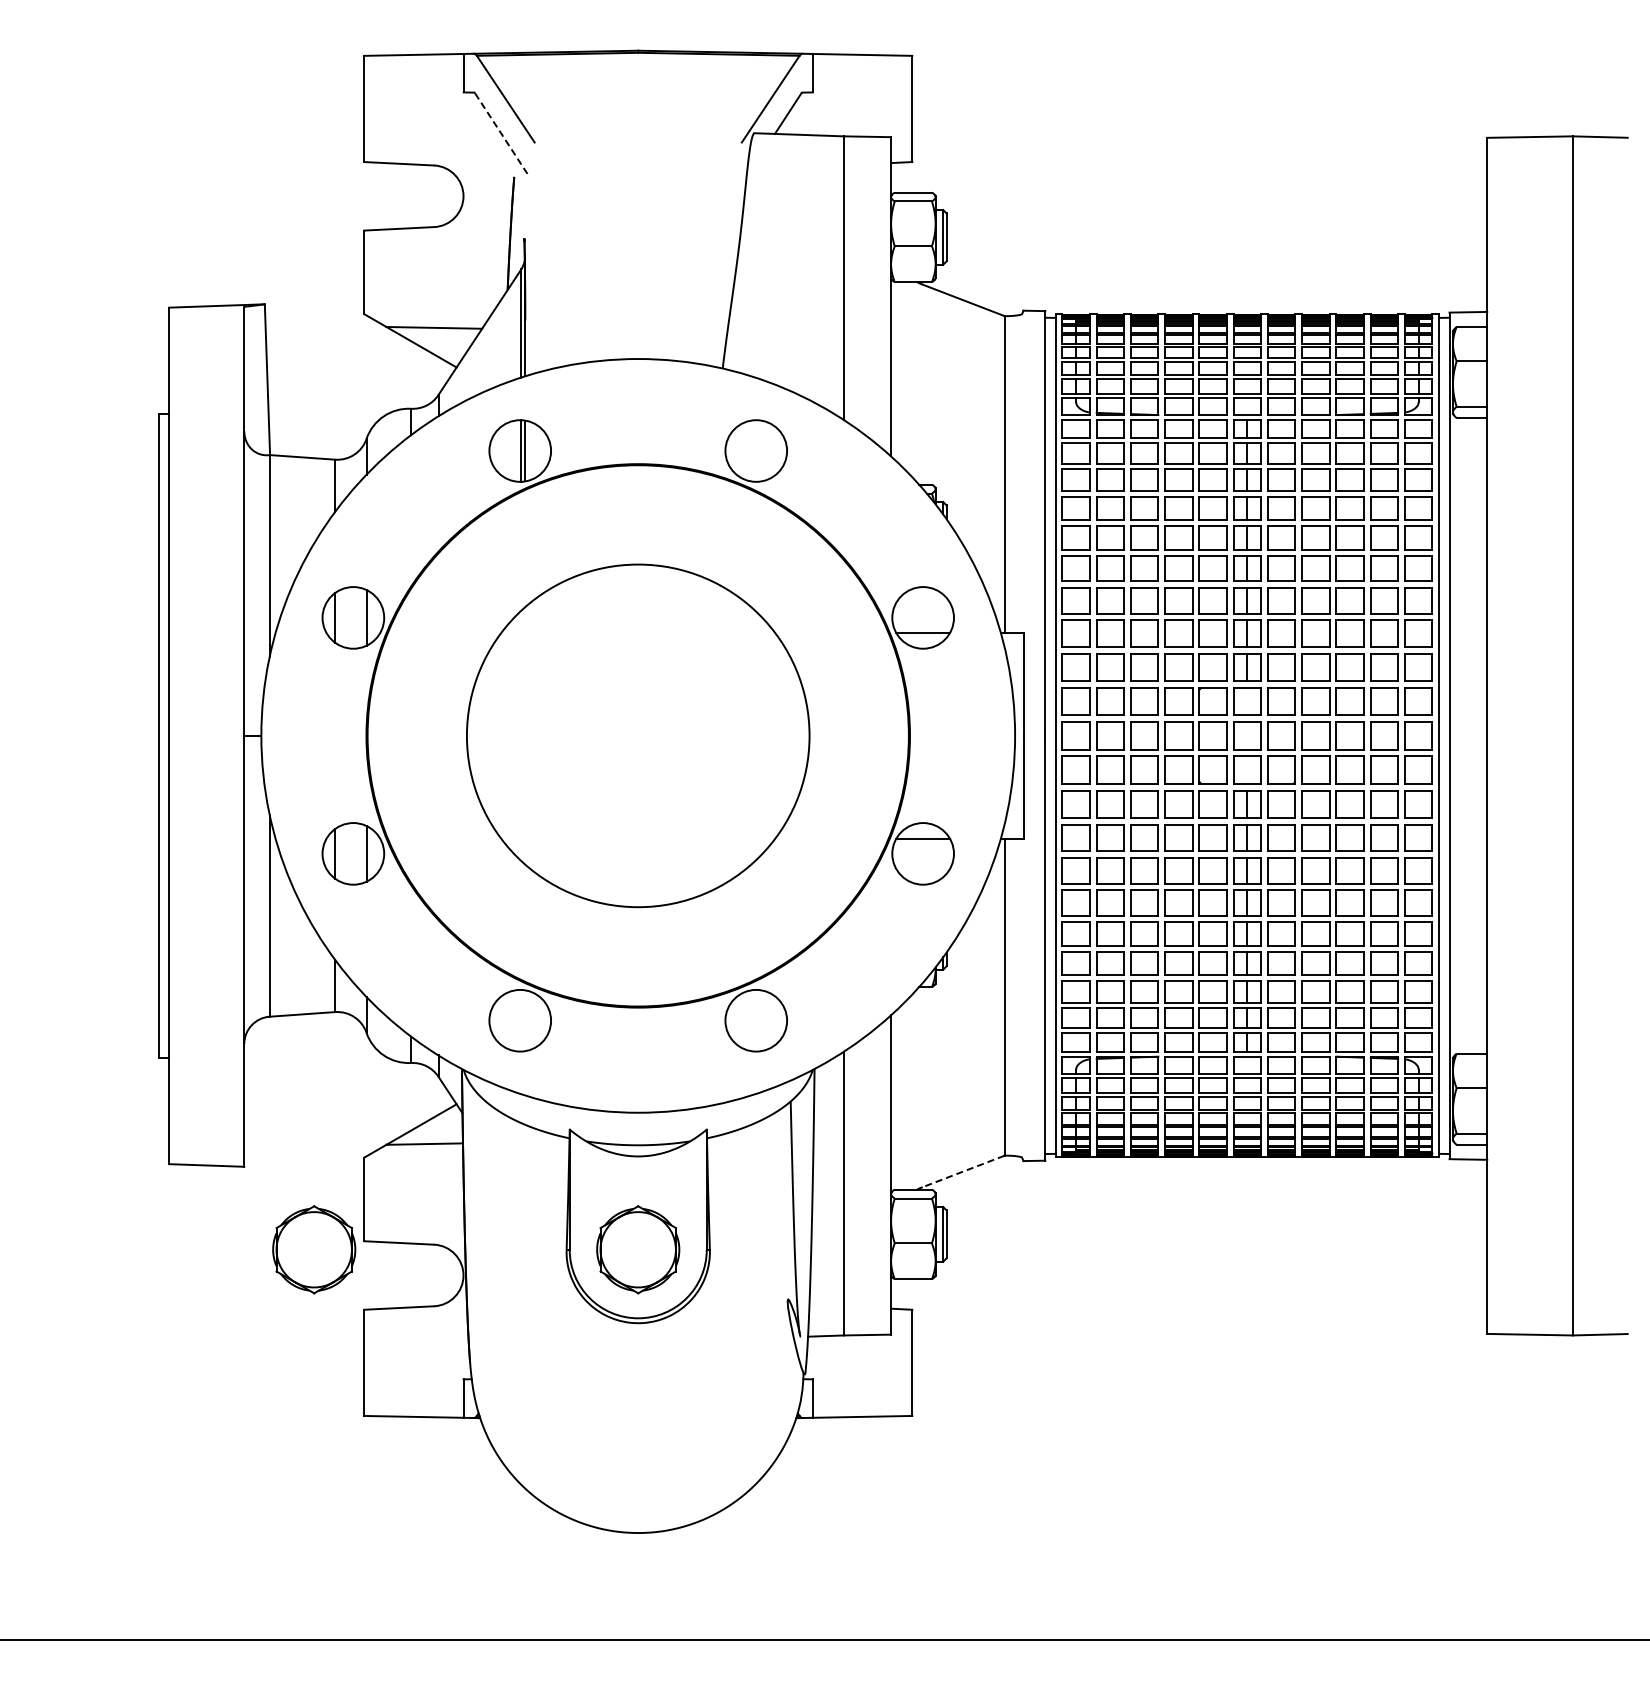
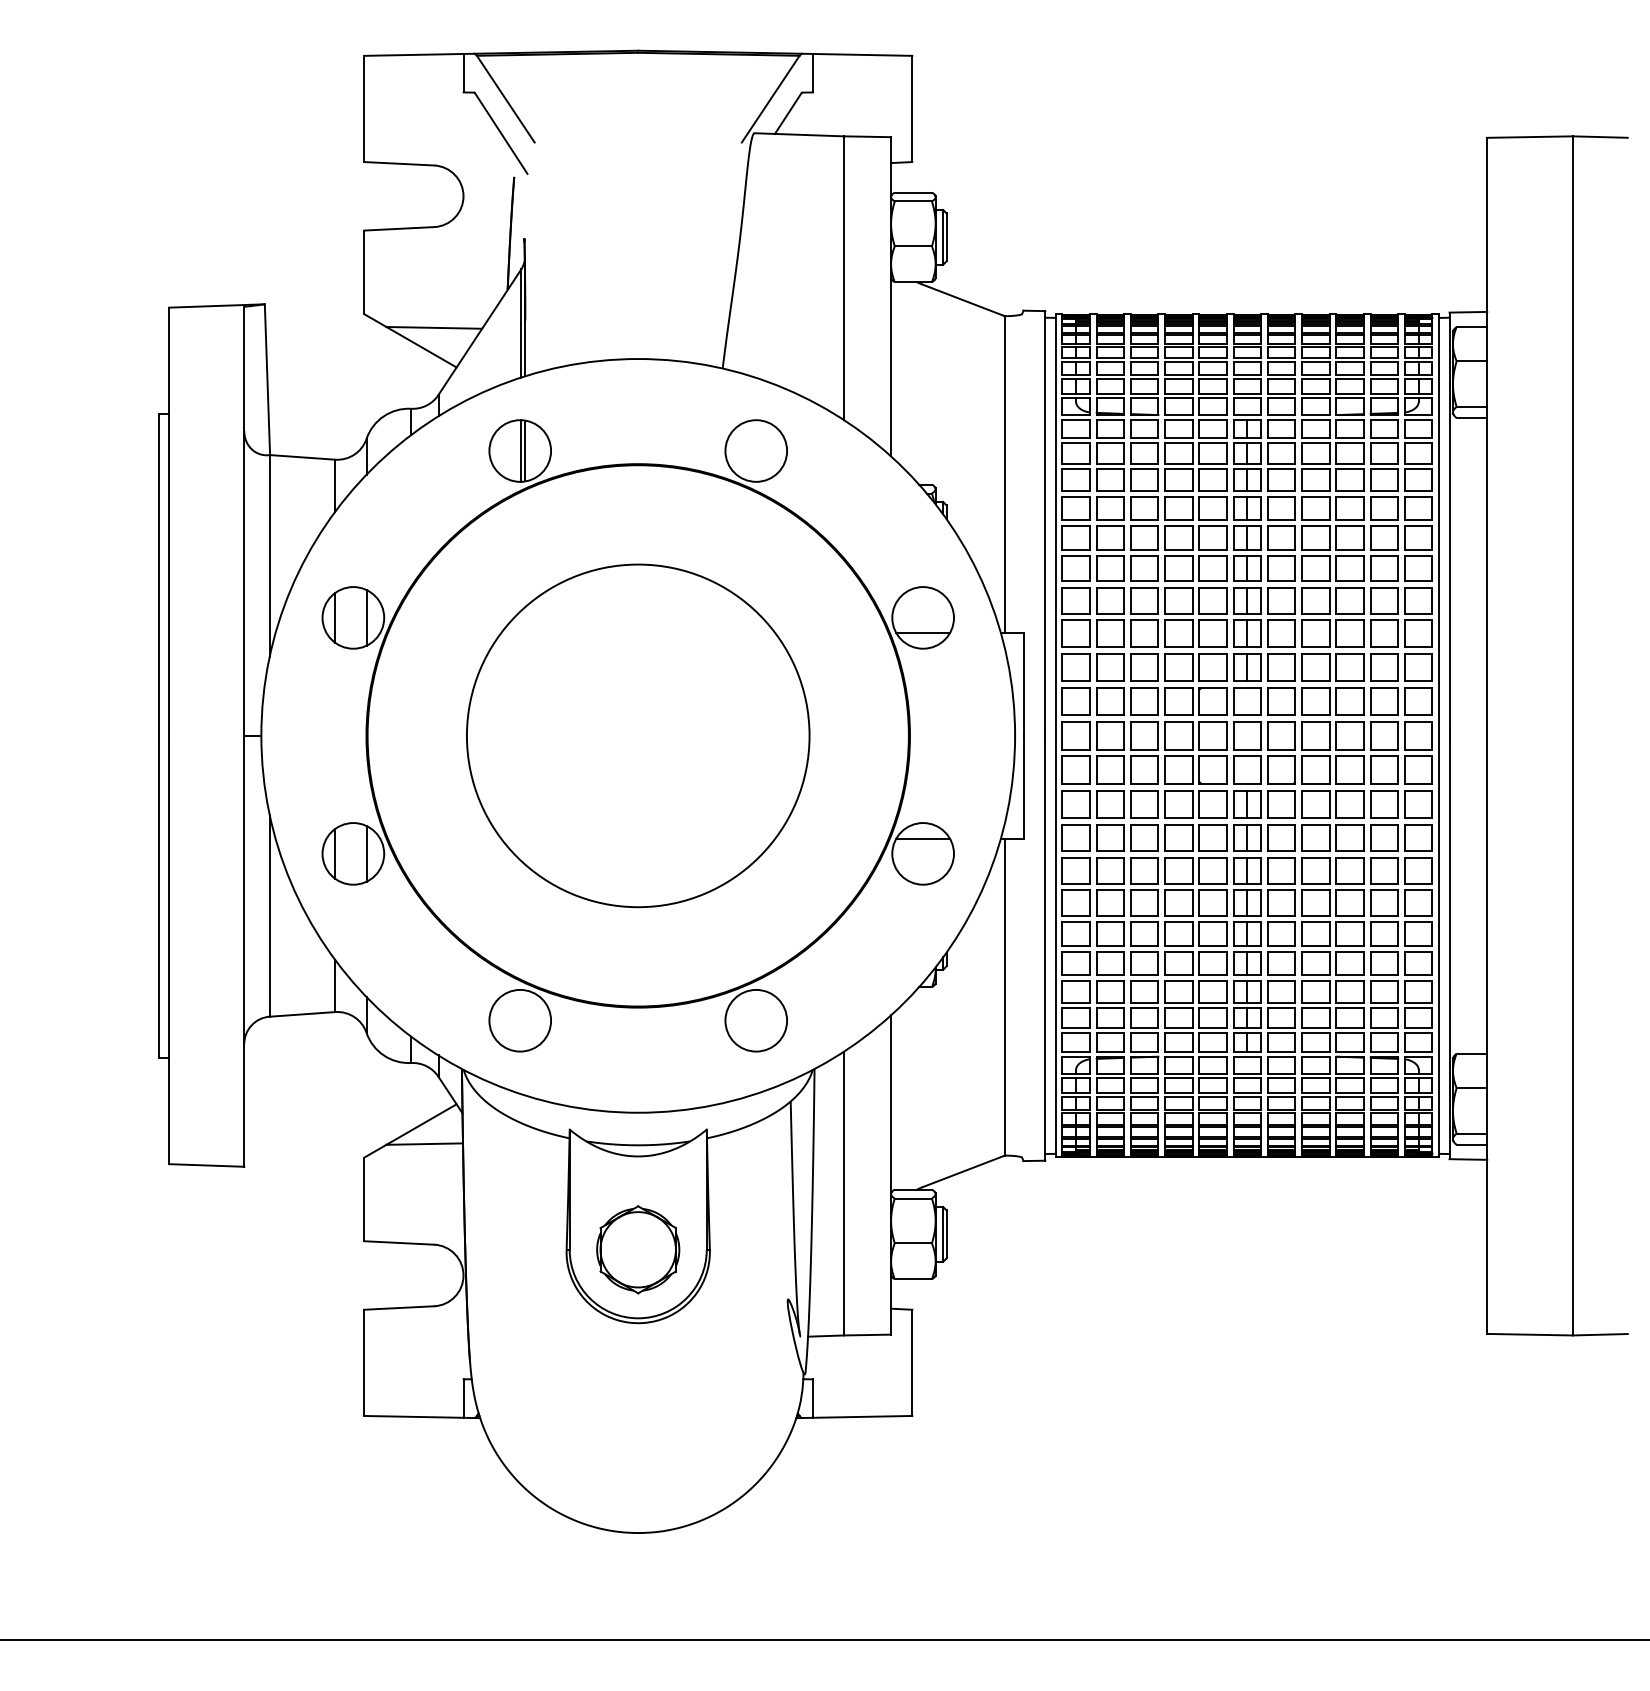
line: dashed -> solid (501, 133)
line: dashed -> solid (963, 1171)
part: present -> none (314, 1249)
